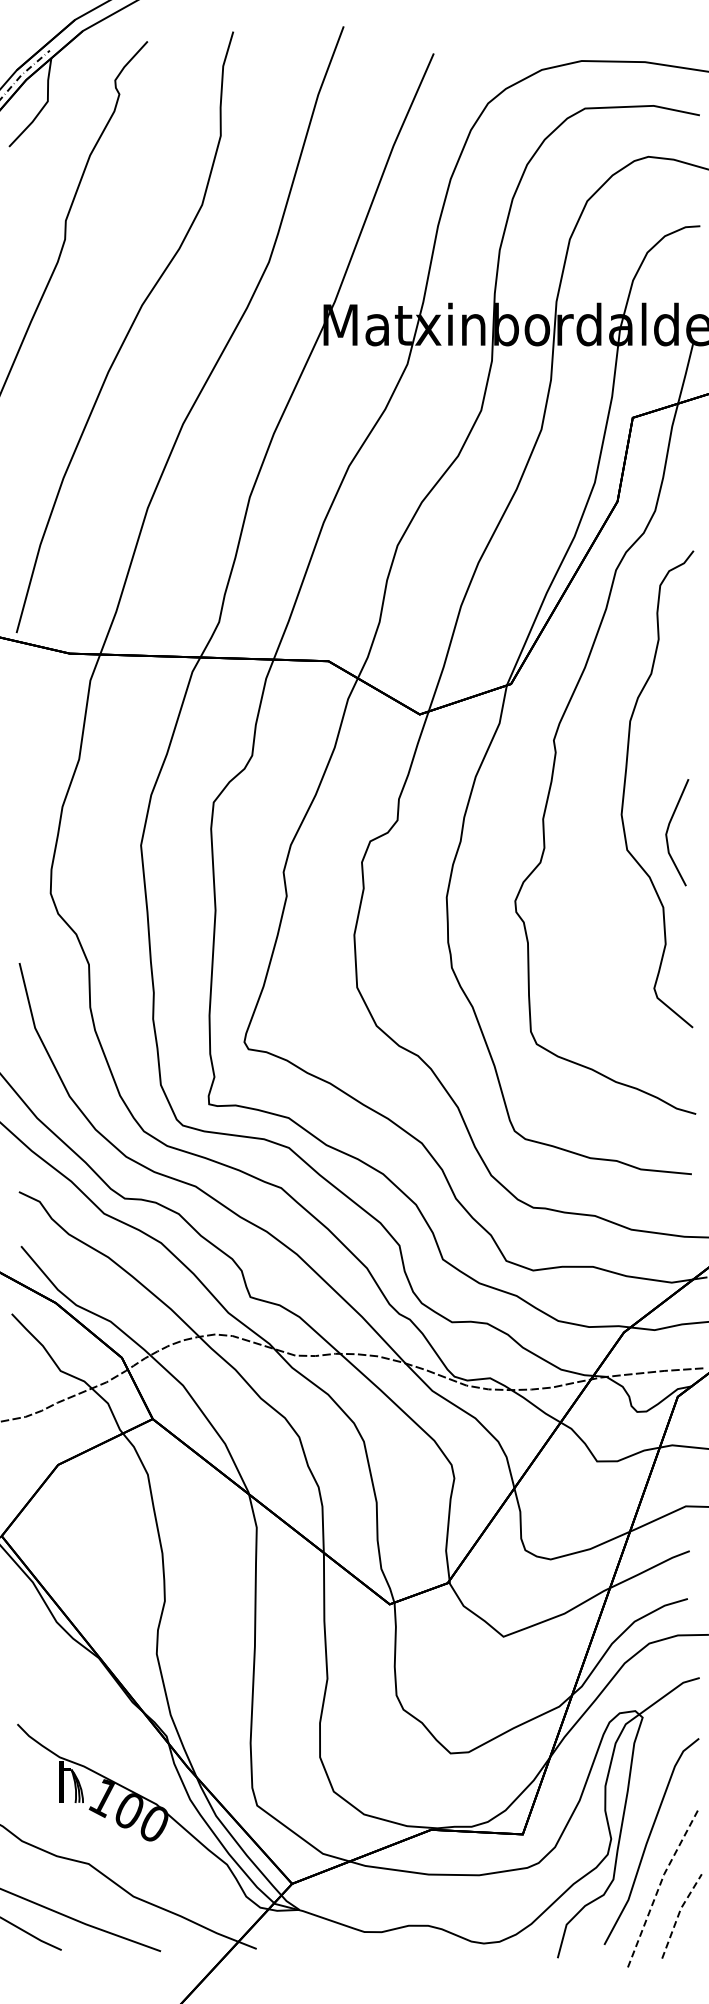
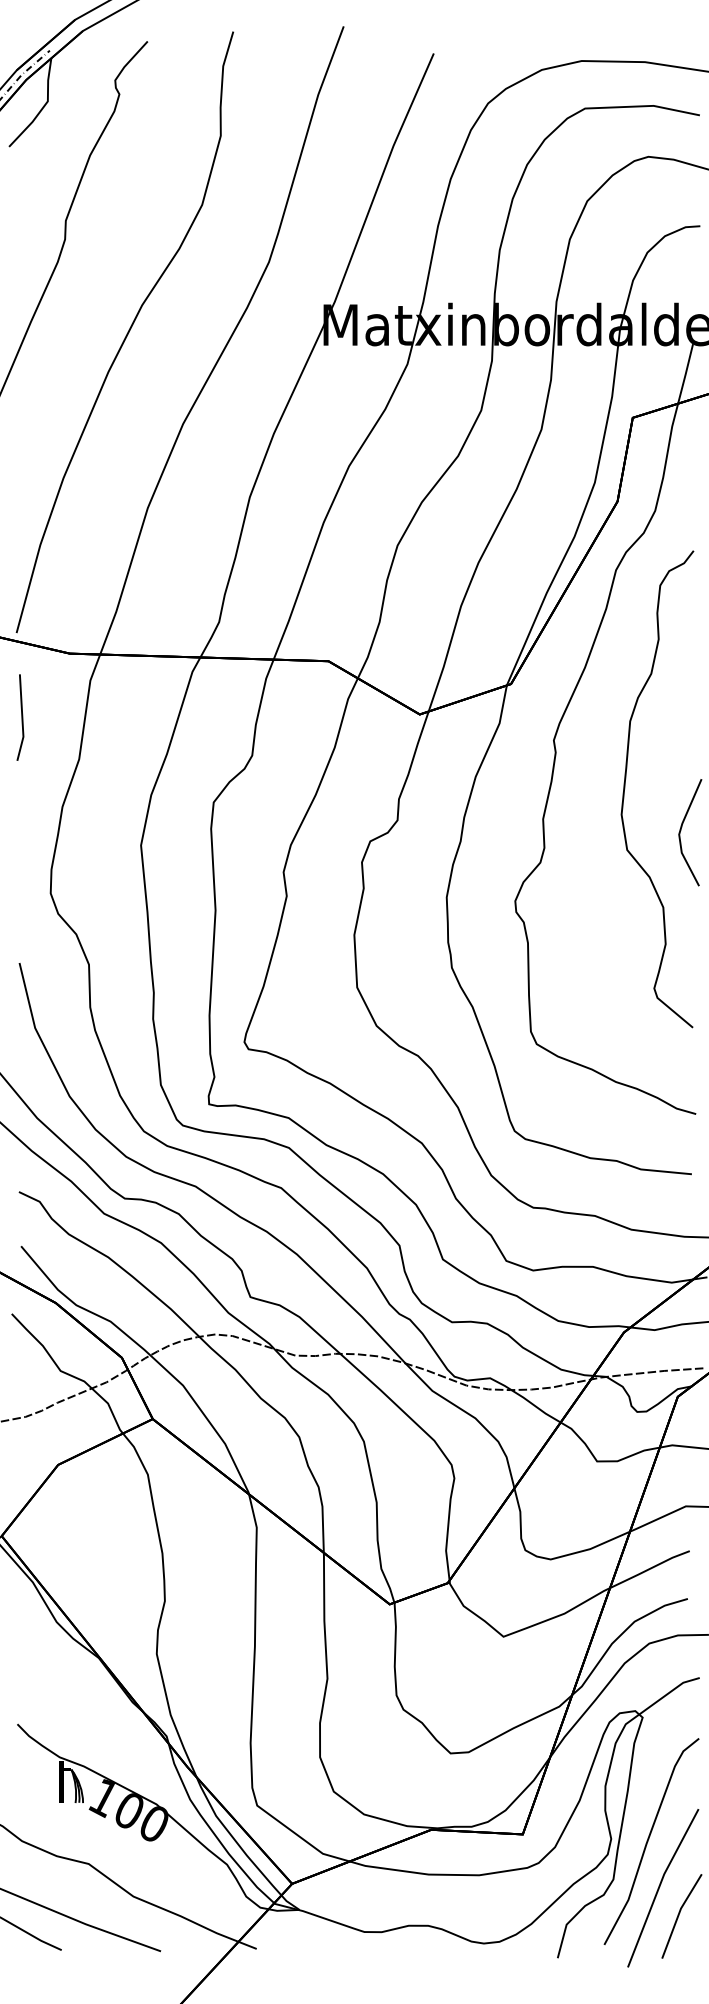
line: none -> present (21, 717)
line position: (668, 830) -> (681, 830) (681, 830)
line: dashed -> solid (659, 1886)
line: dashed -> solid (678, 1914)
